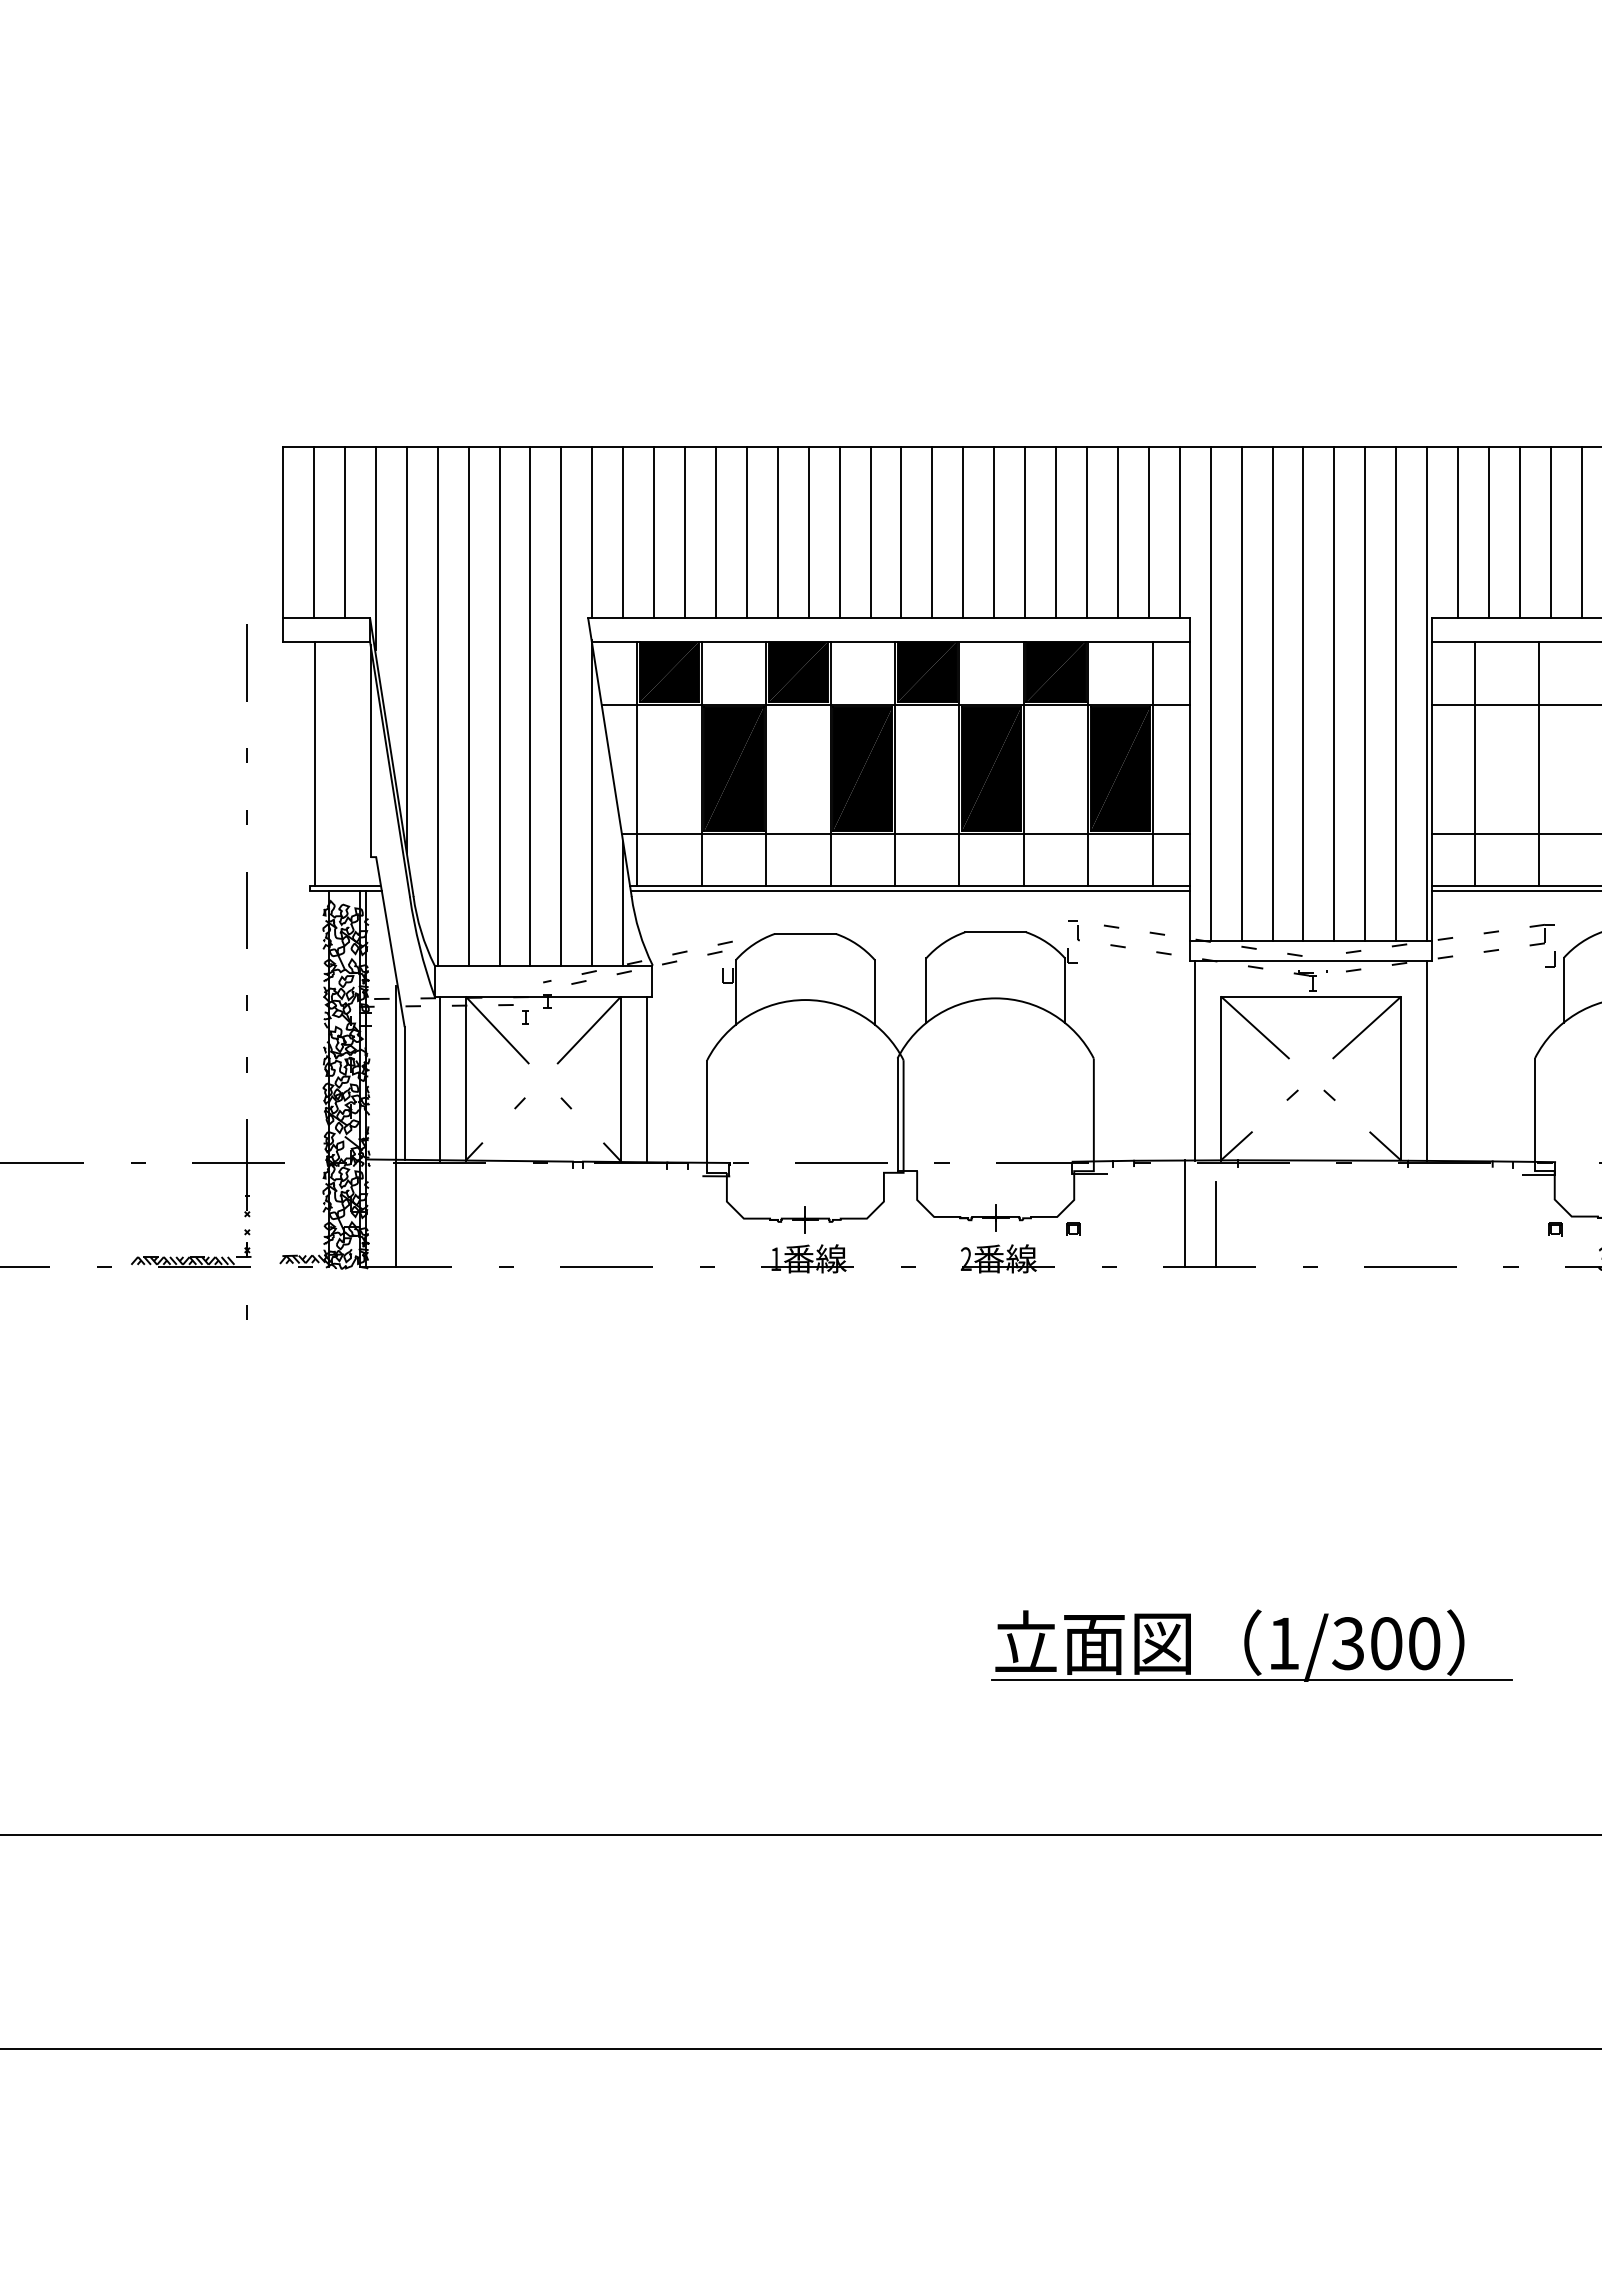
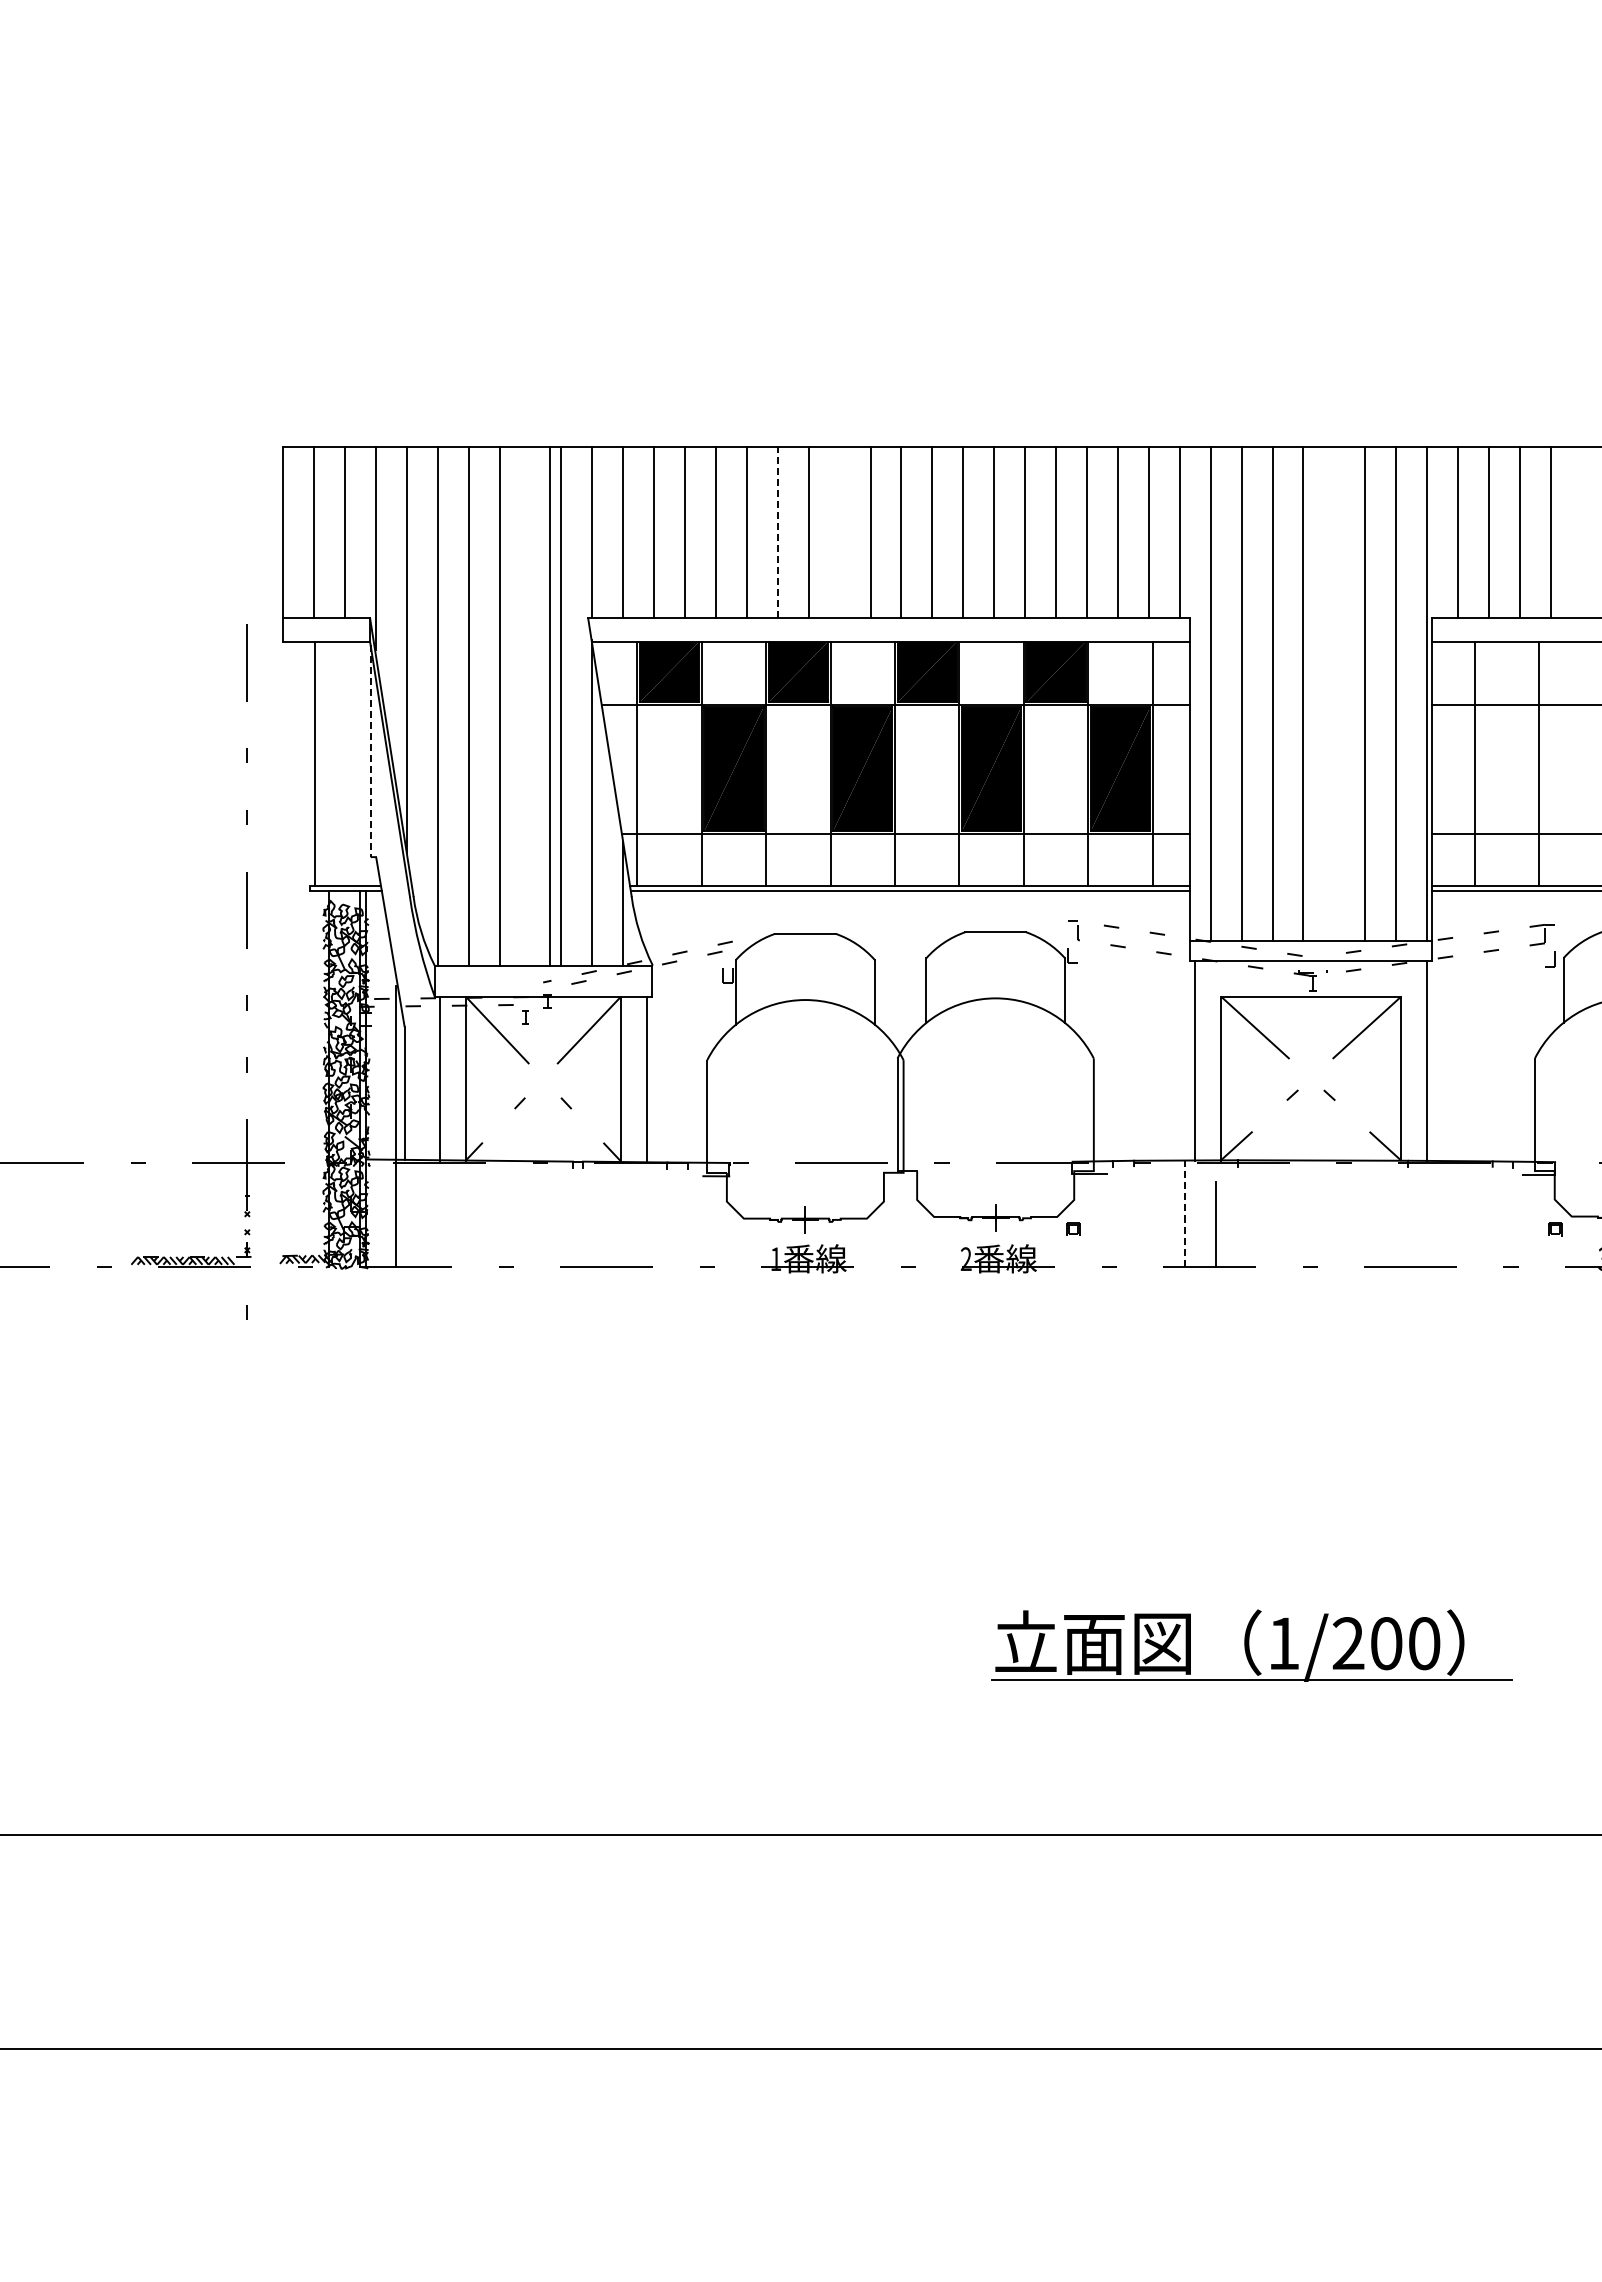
line: solid -> dashed (777, 532)
line: present -> none (839, 532)
line: present -> none (1581, 532)
line: present -> none (1334, 693)
line position: (530, 706) -> (550, 706) (550, 706)
line: solid -> dashed (370, 751)
line: solid -> dashed (1184, 1214)
text: 1/300 -> 1/200 (1348, 1643)
